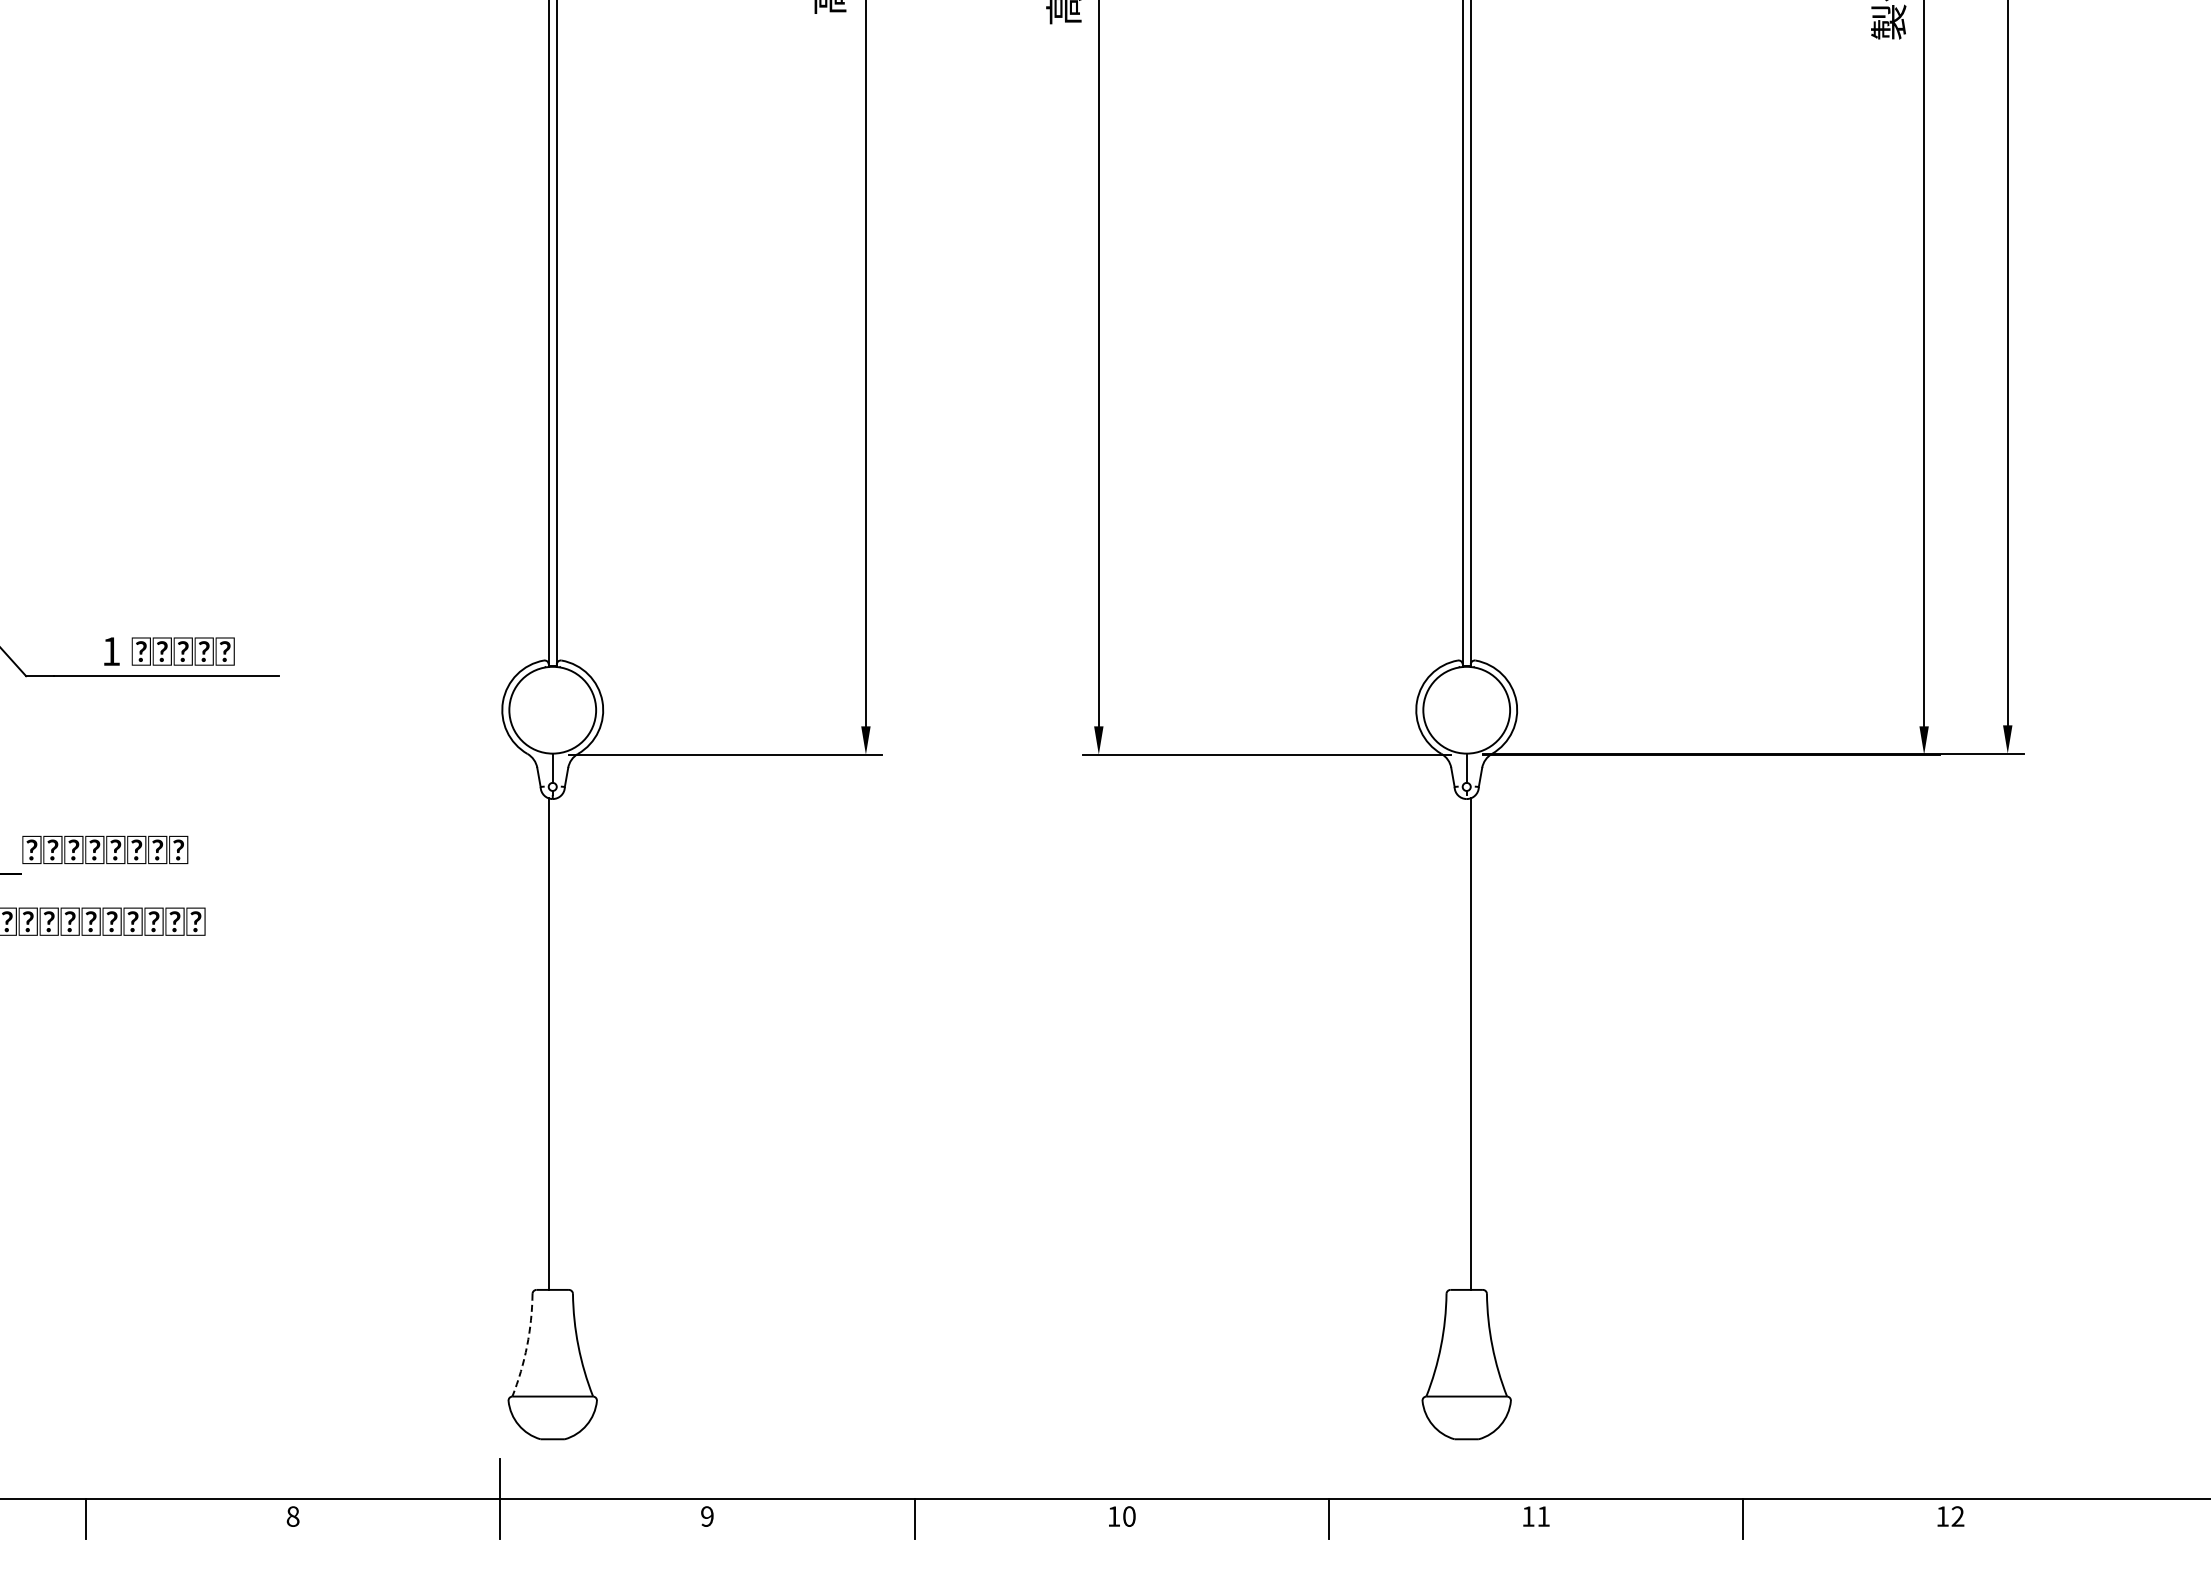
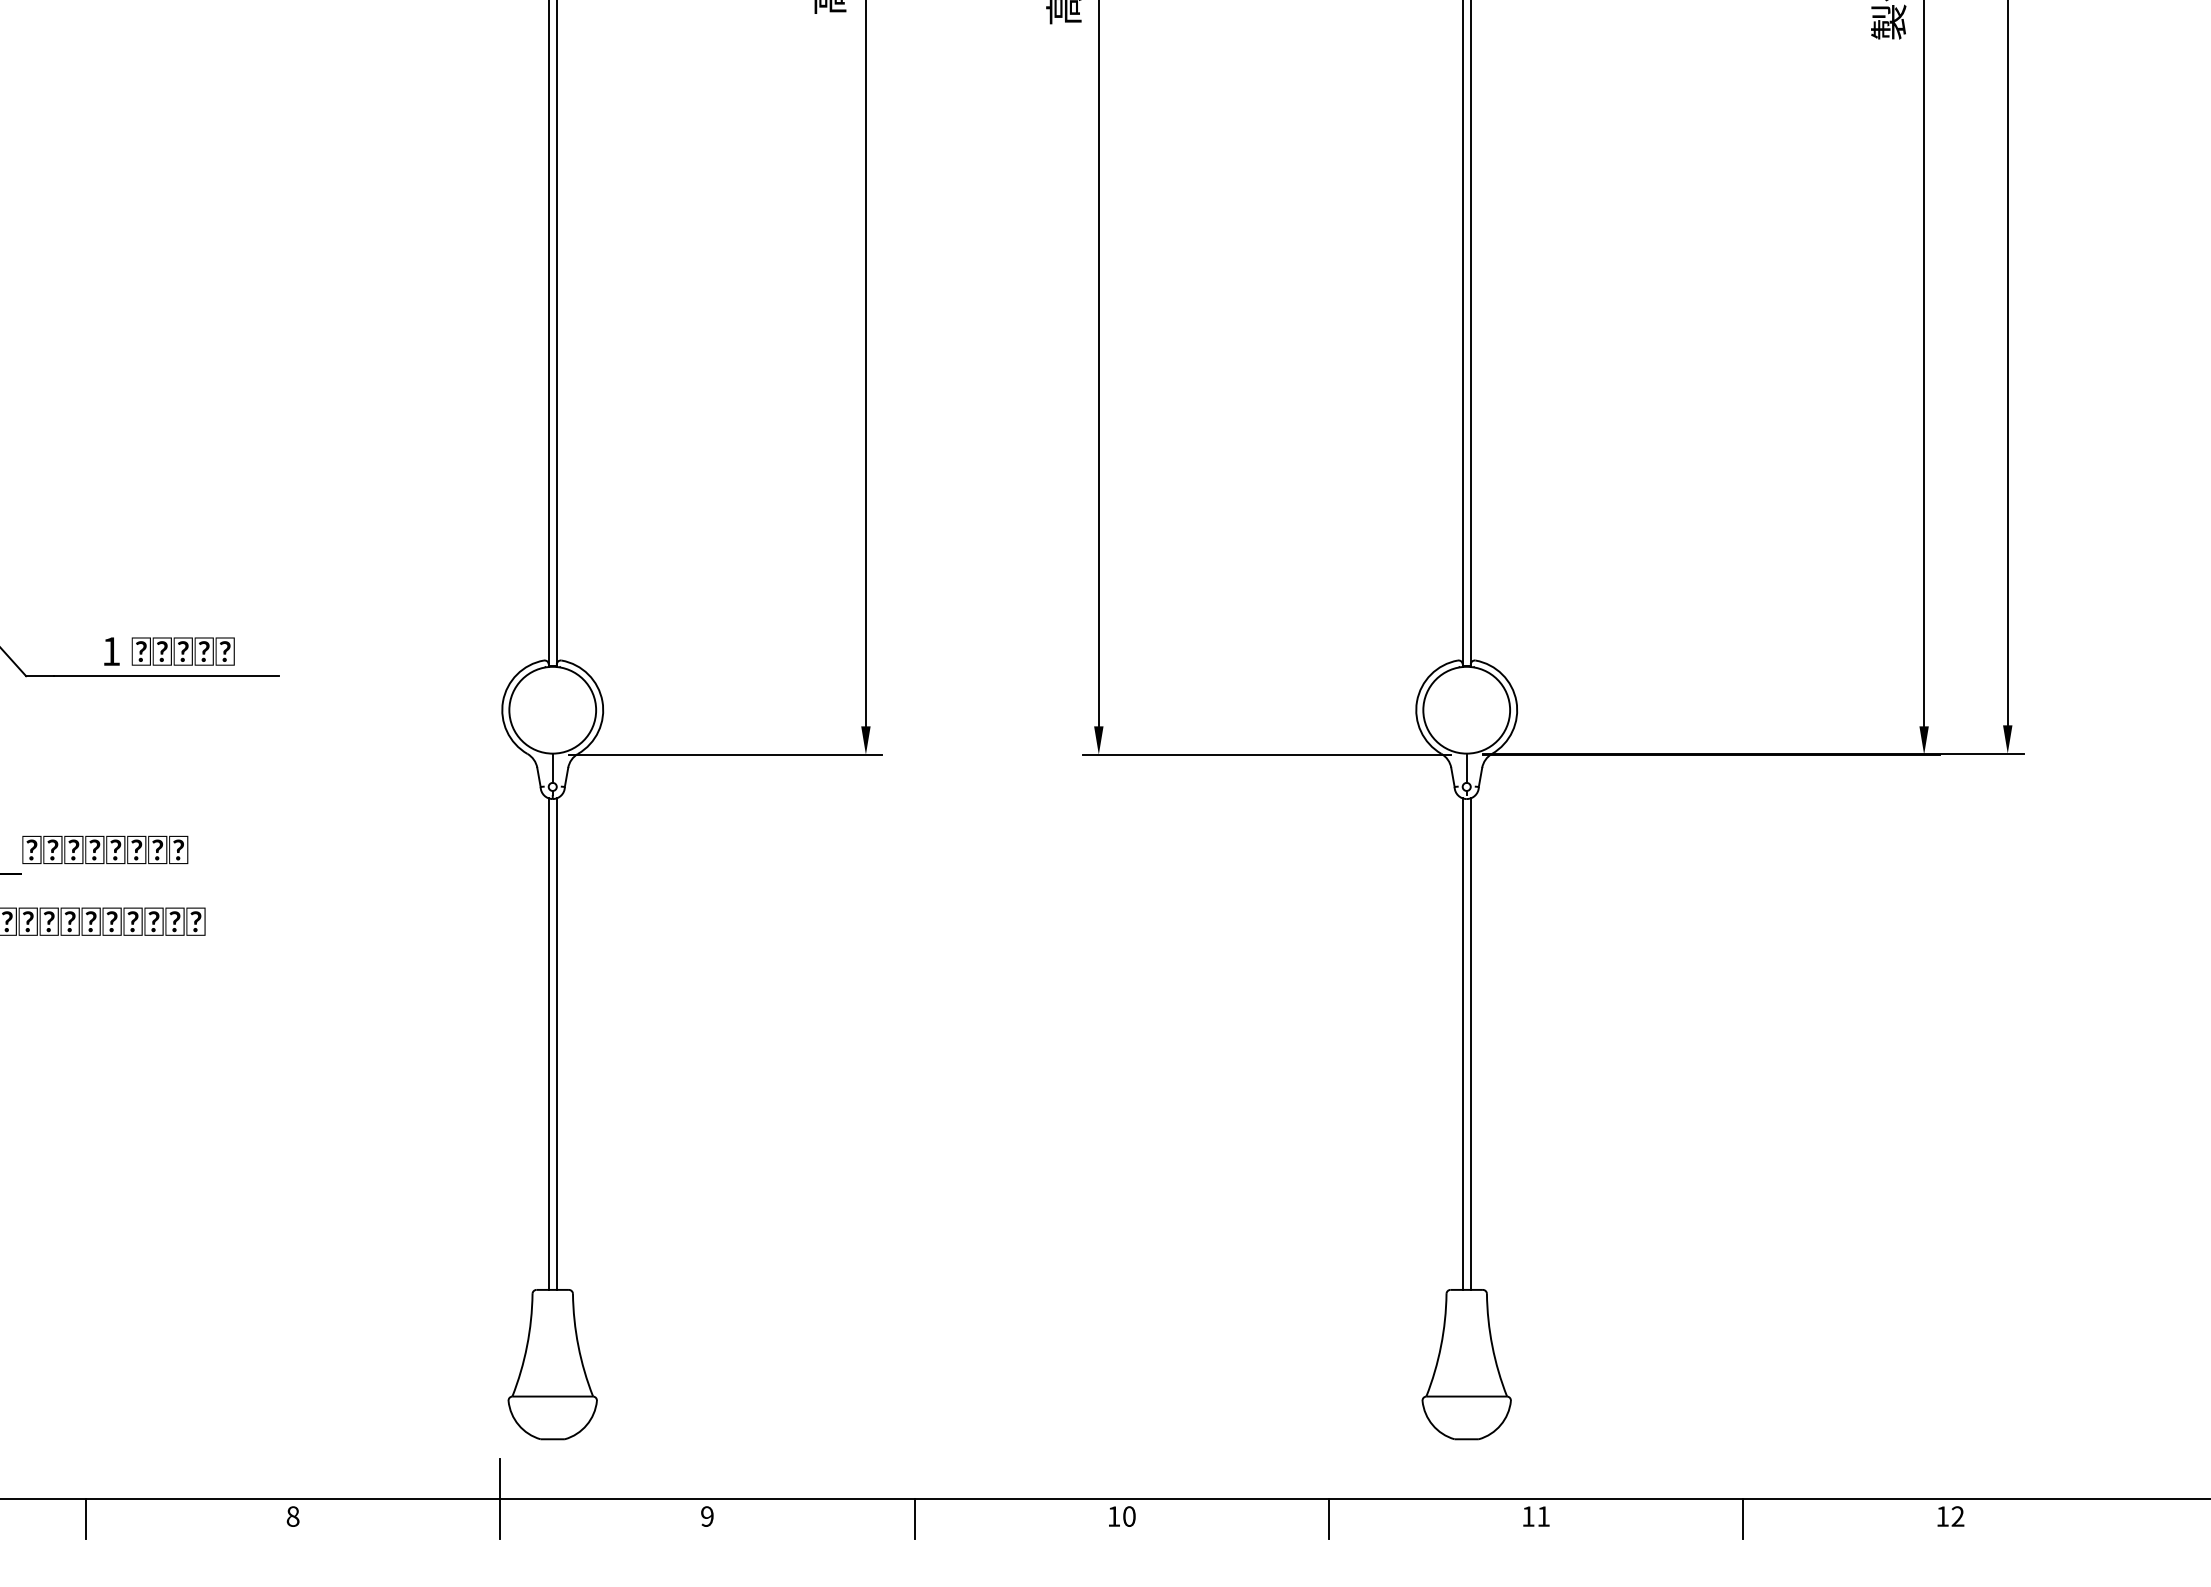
line: none -> present (556, 1043)
line: none -> present (1462, 1043)
arc: dashed -> solid (527, 1346)
